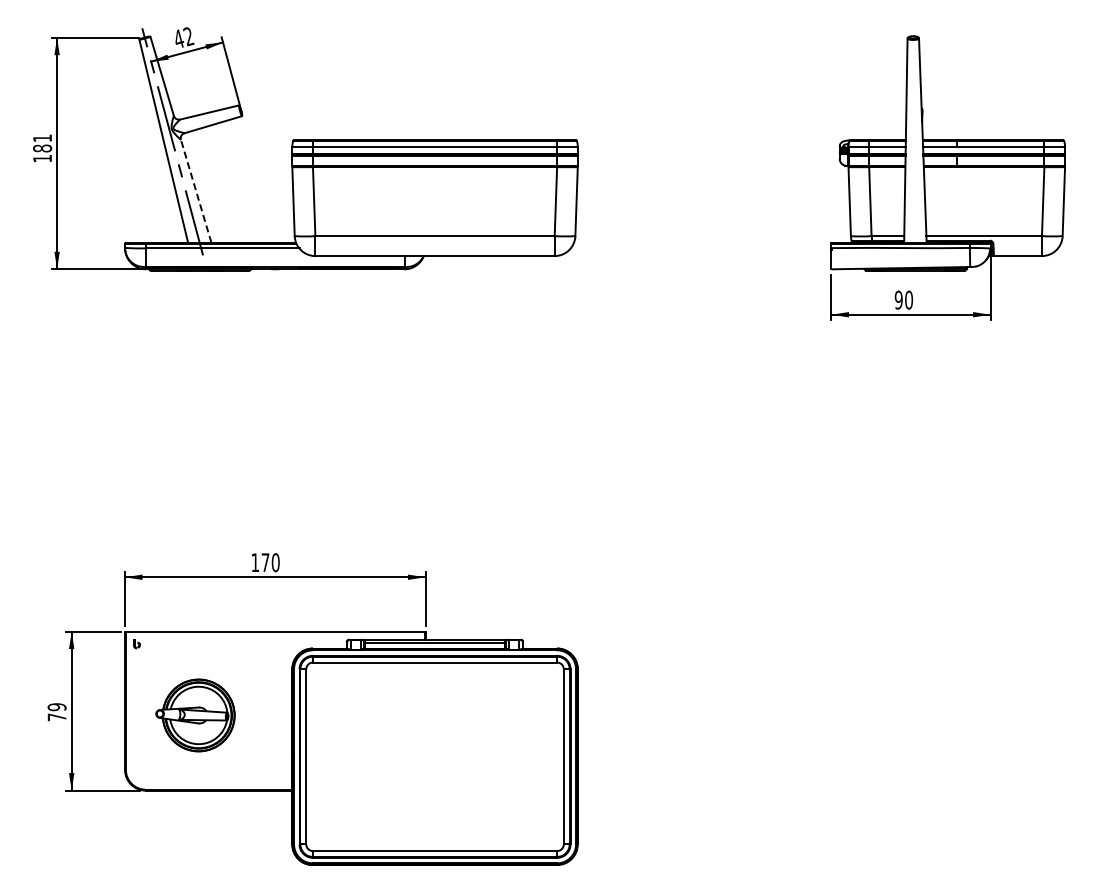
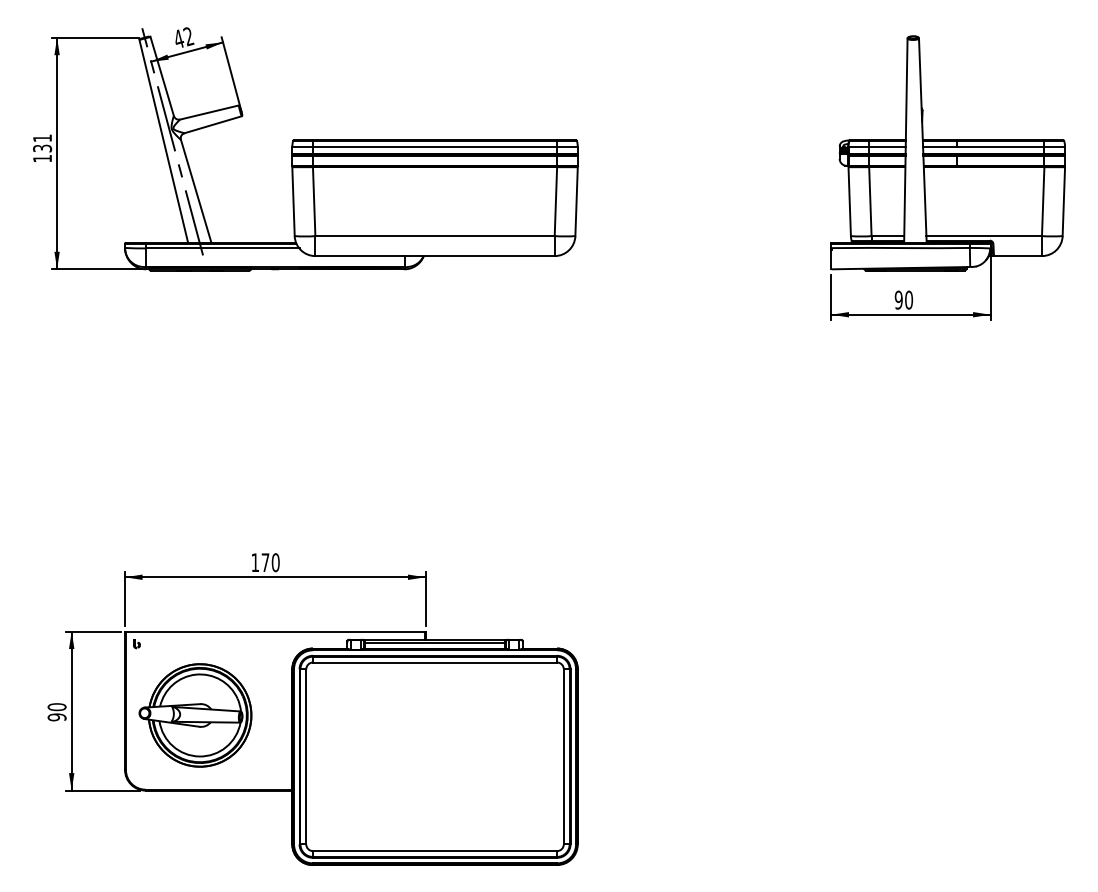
text: 181 -> 131 (42, 148)
line: dashed -> solid (196, 191)
text: 79 -> 90 (56, 712)
part size: 81x75 px -> 115x105 px (195, 715)
